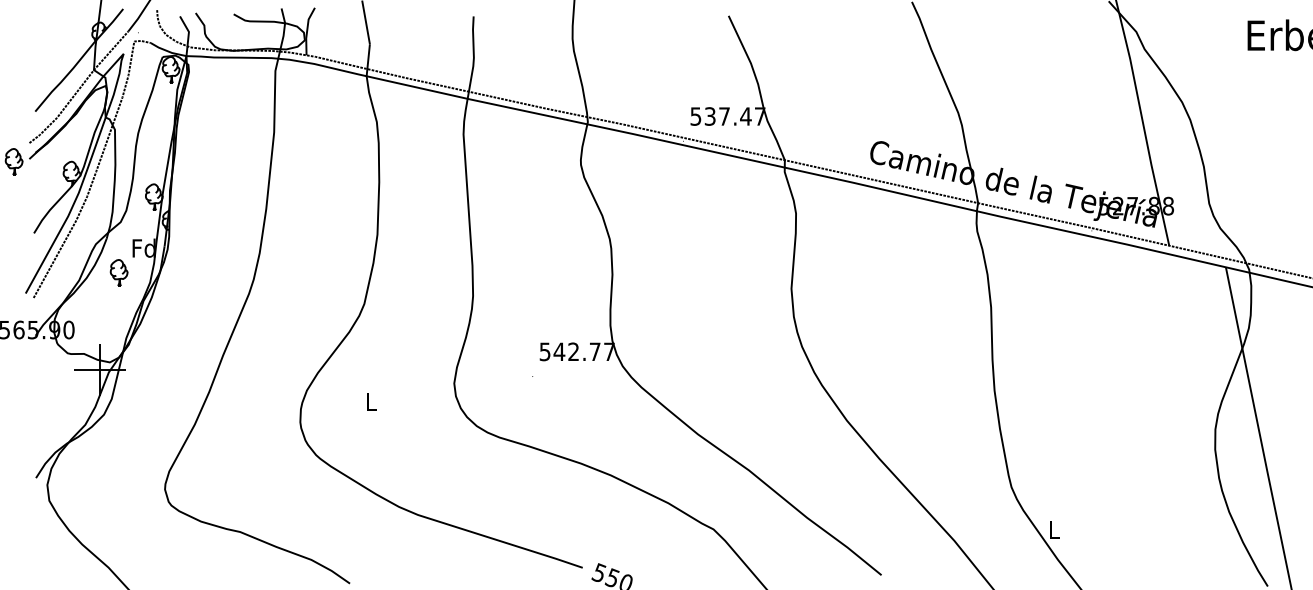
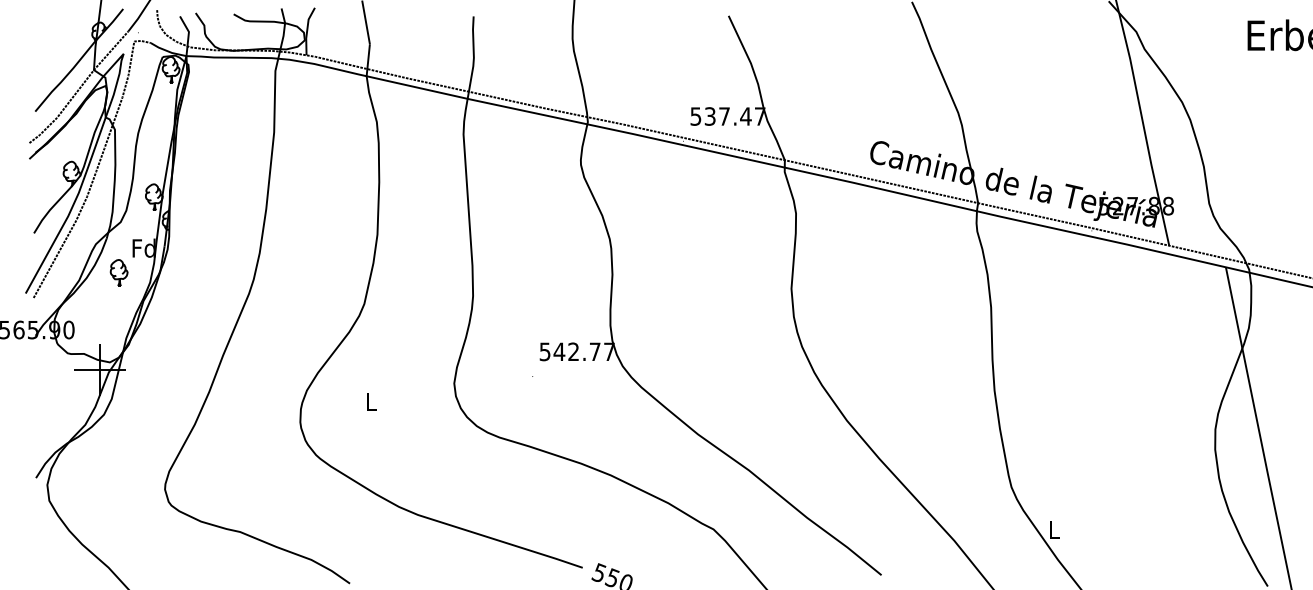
part: present -> none (13, 161)
